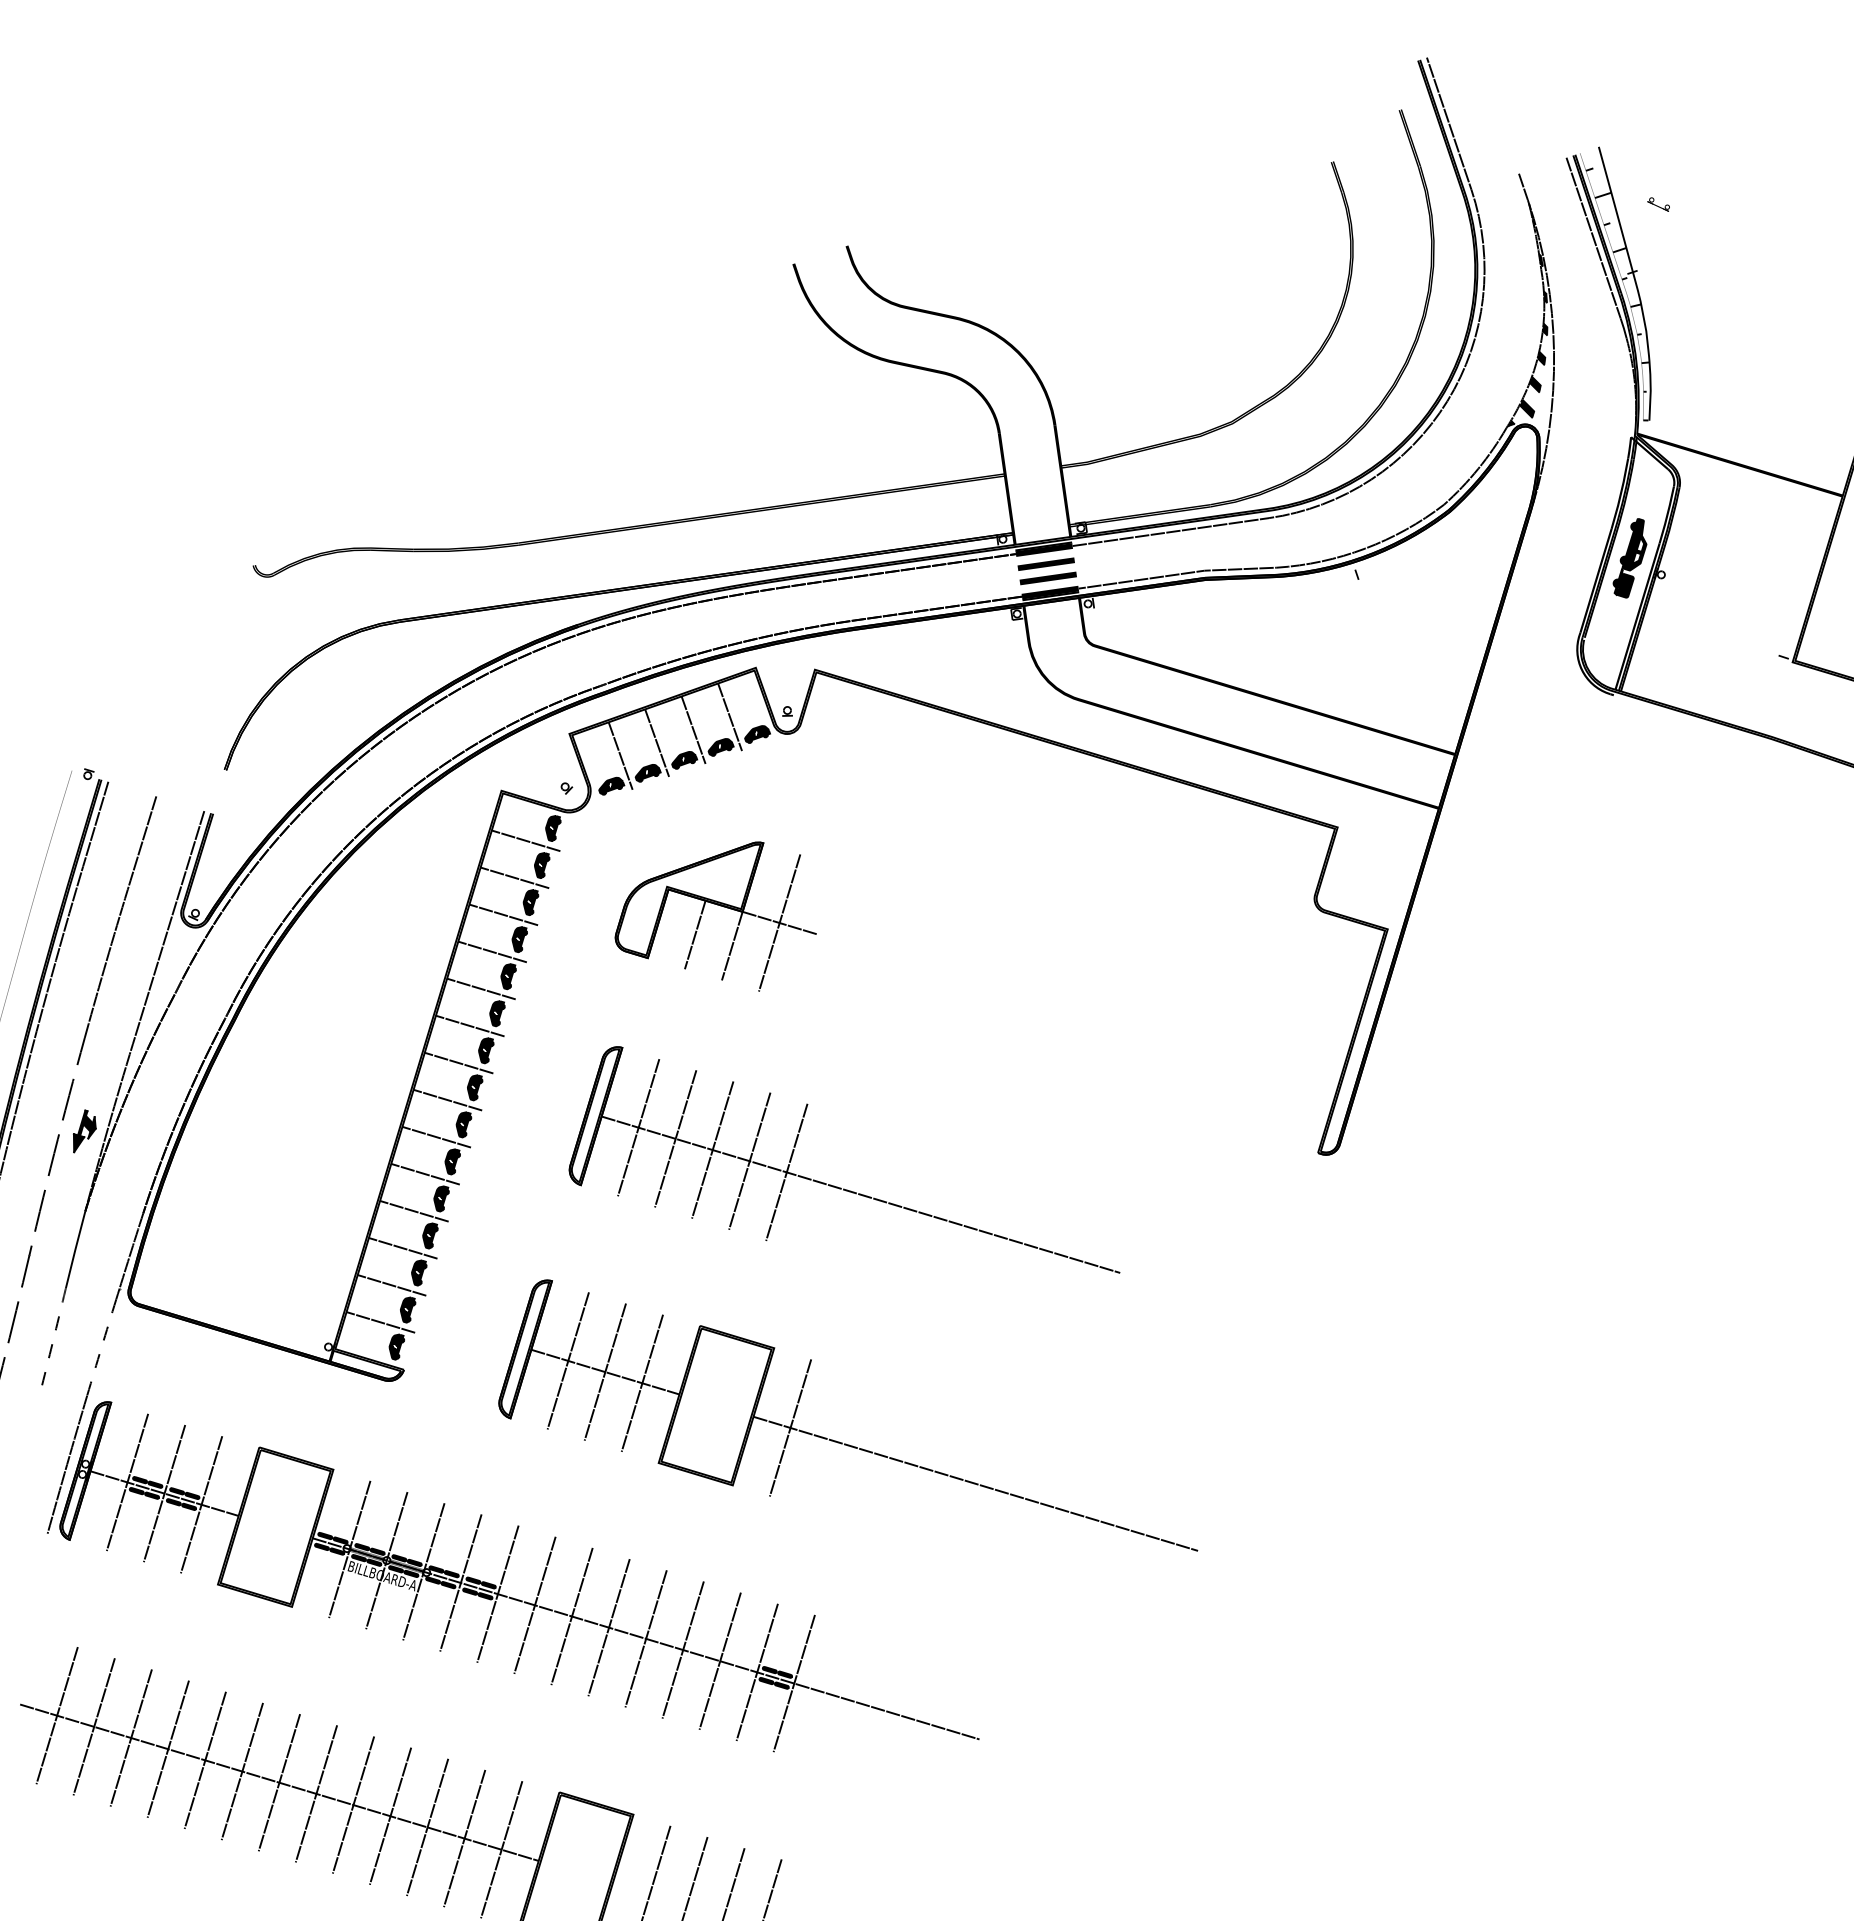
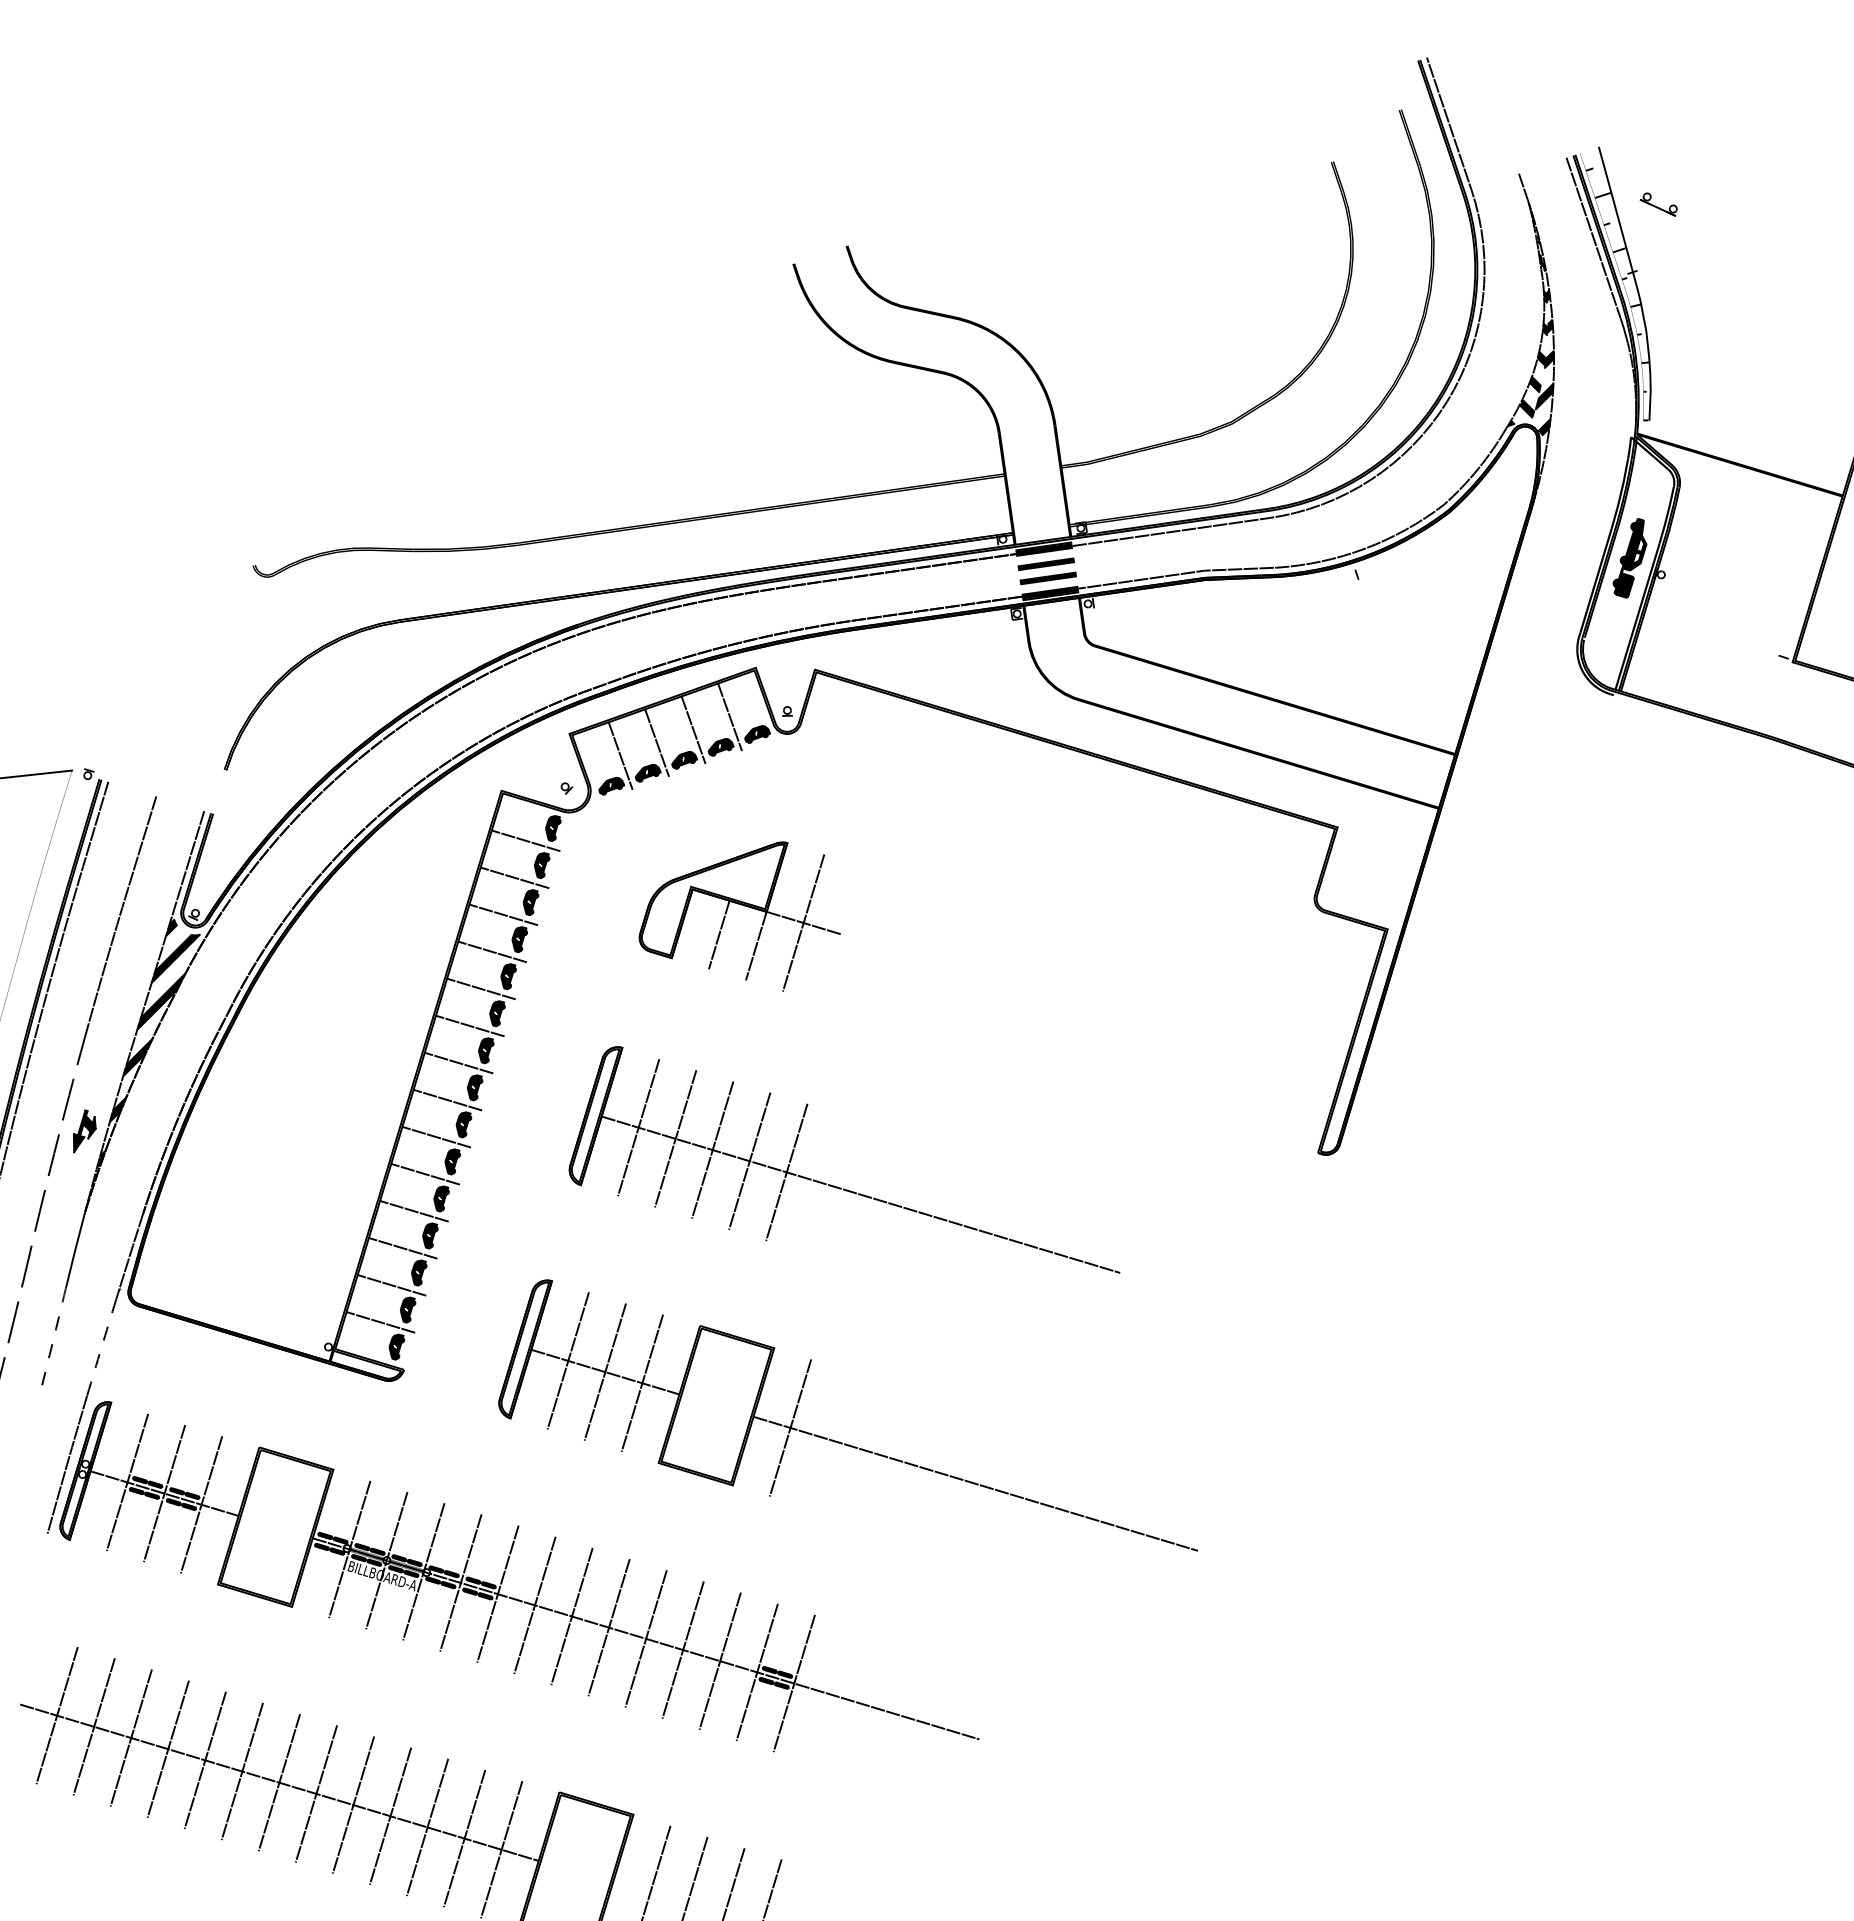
part size: 23x15 px -> 39x25 px (1658, 204)
hatch: none -> present (1542, 323)
line: none -> present (37, 774)
part position: (717, 905) -> (741, 905) (741, 905)
hatch: none -> present (142, 1064)
